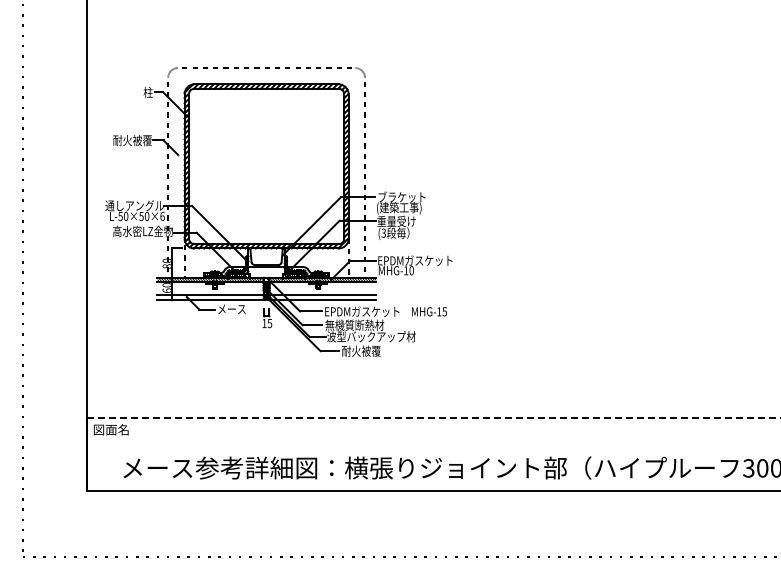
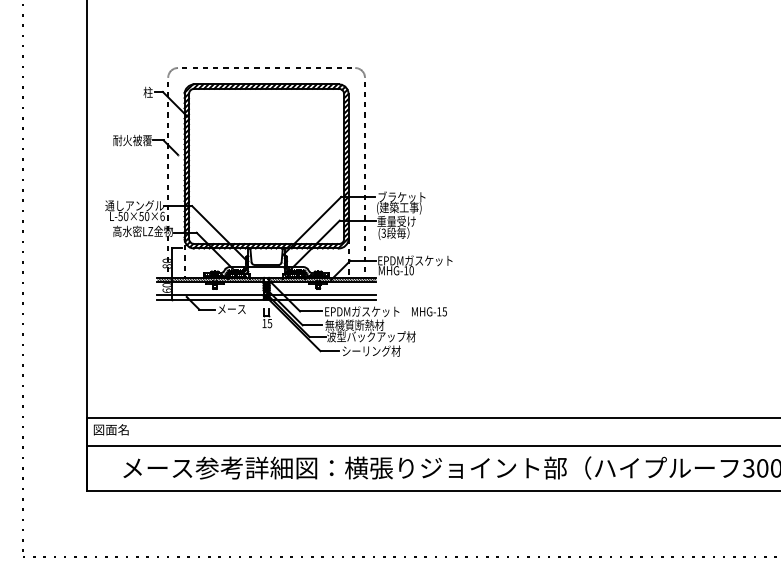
text: 耐火被覆 -> シーリング材 (371, 350)
line: dashed -> solid (434, 418)
line: none -> present (432, 445)
